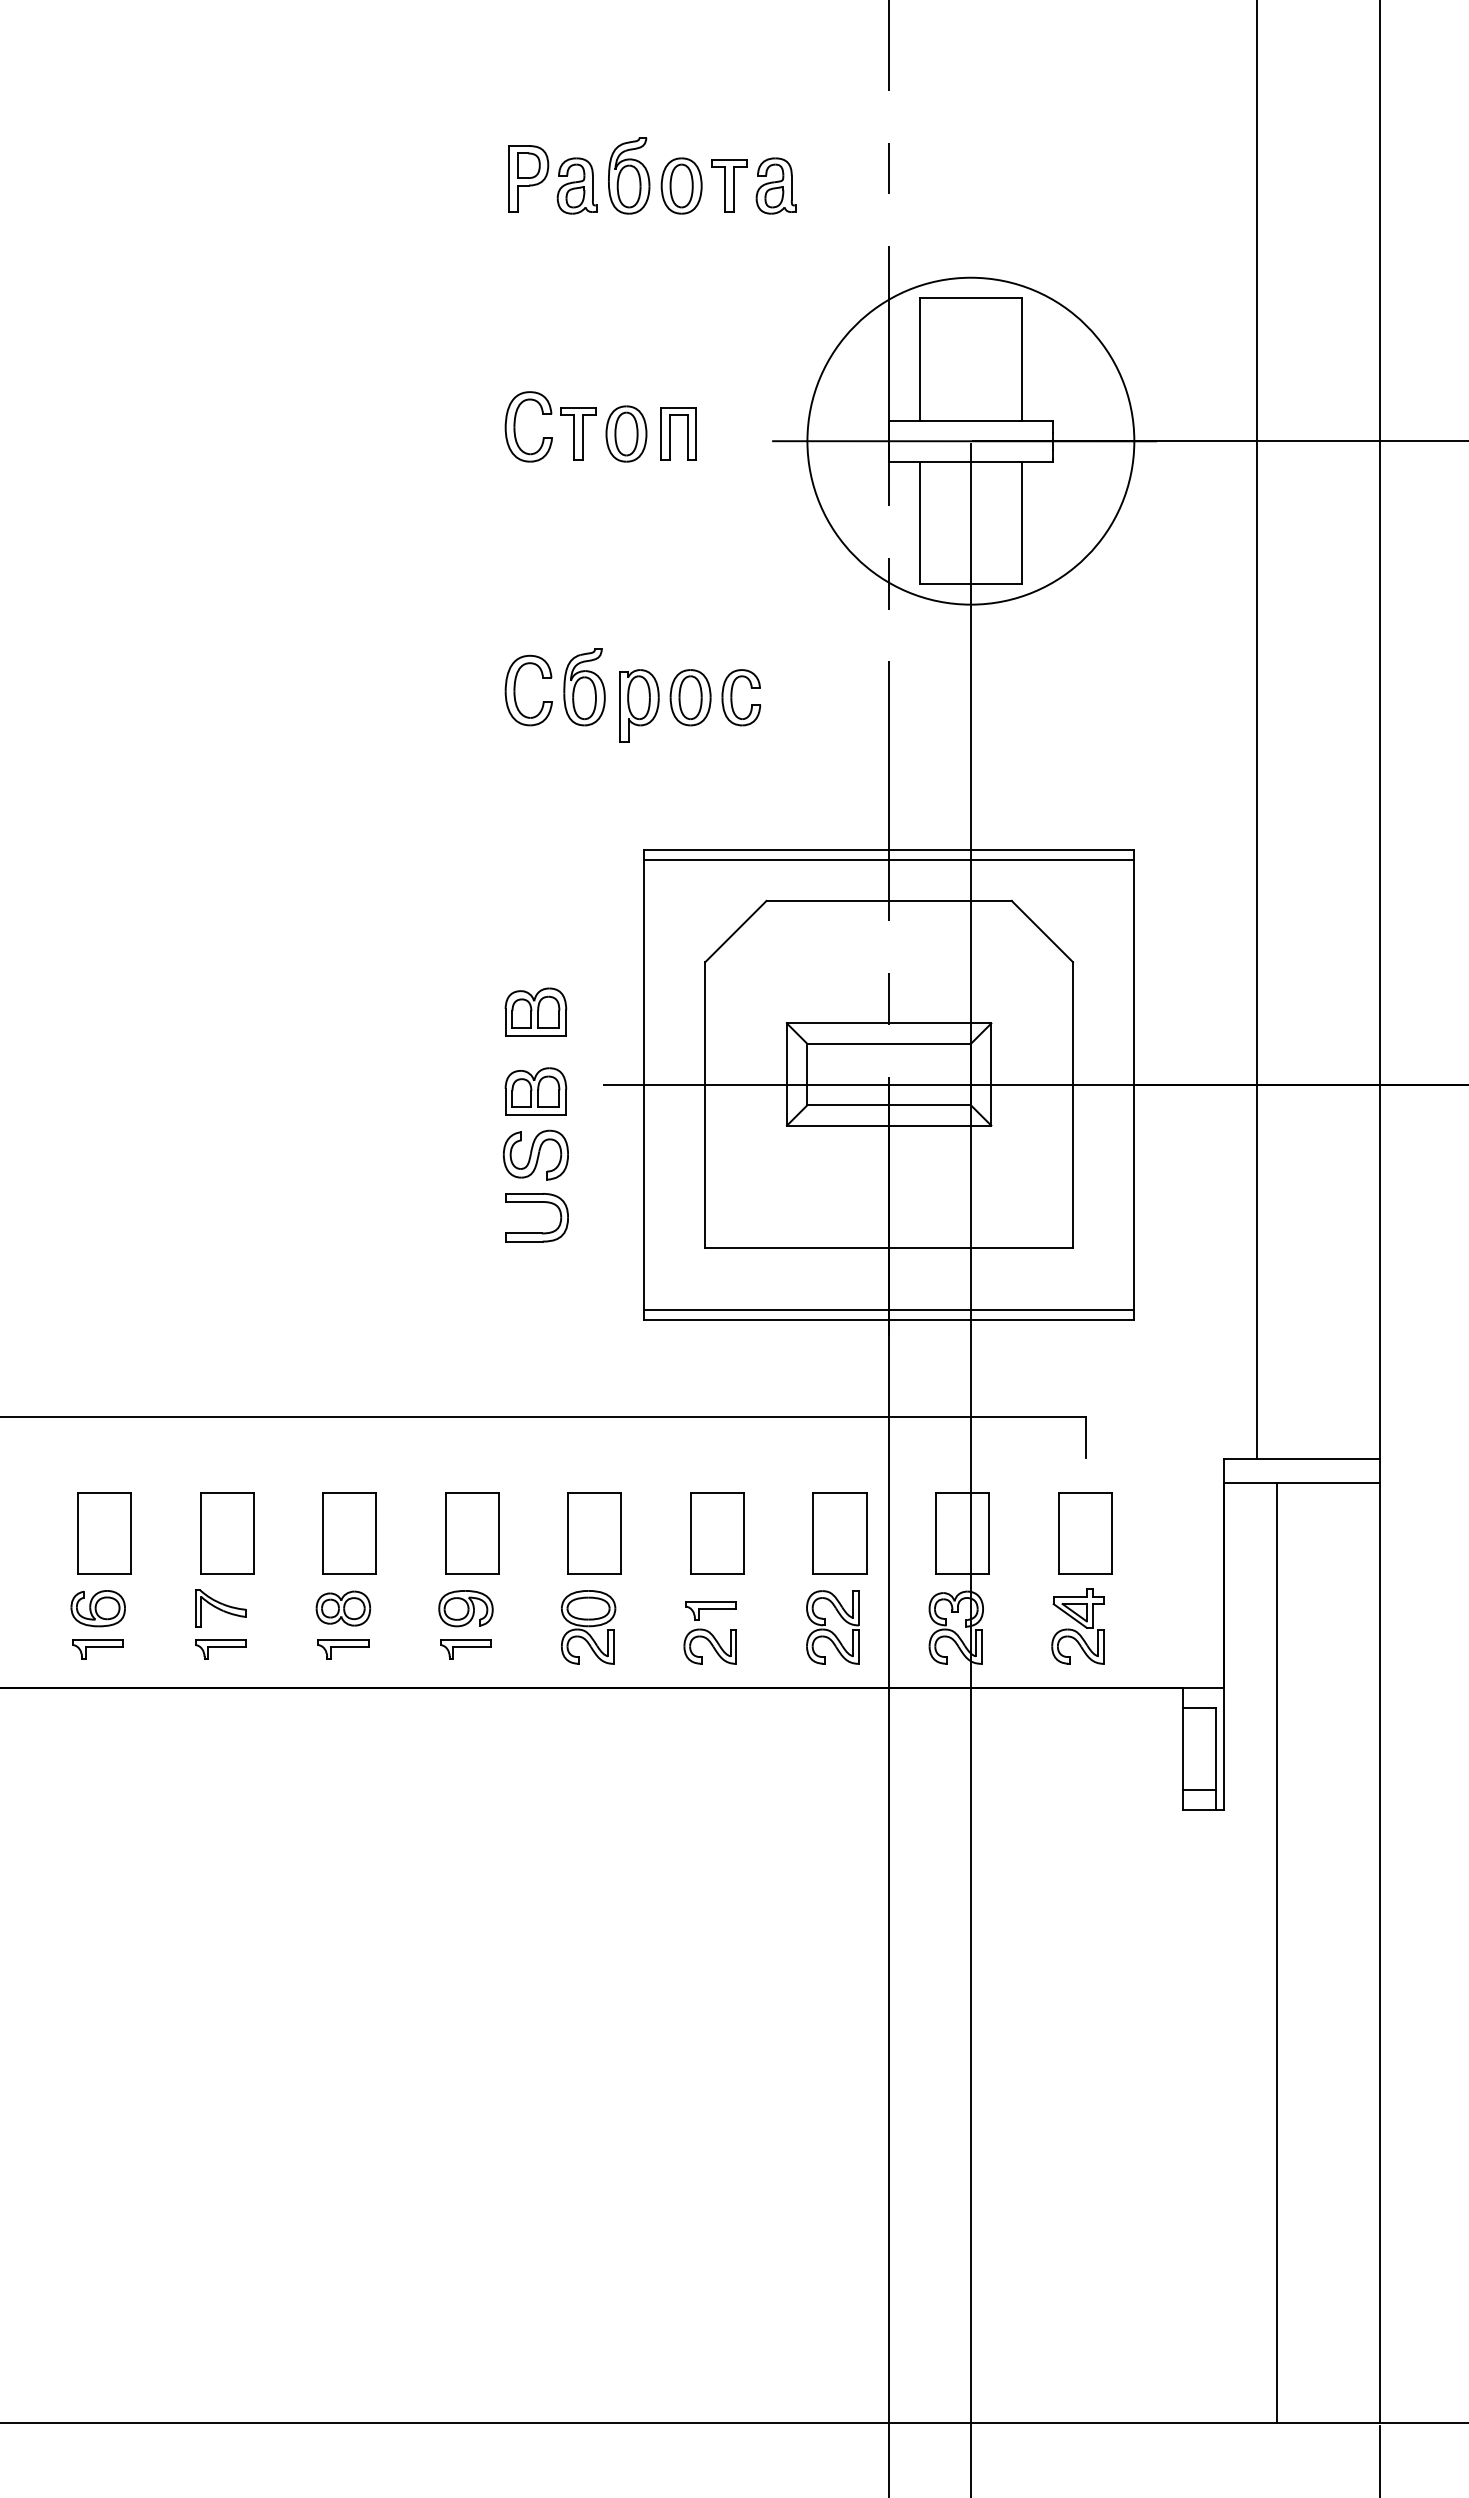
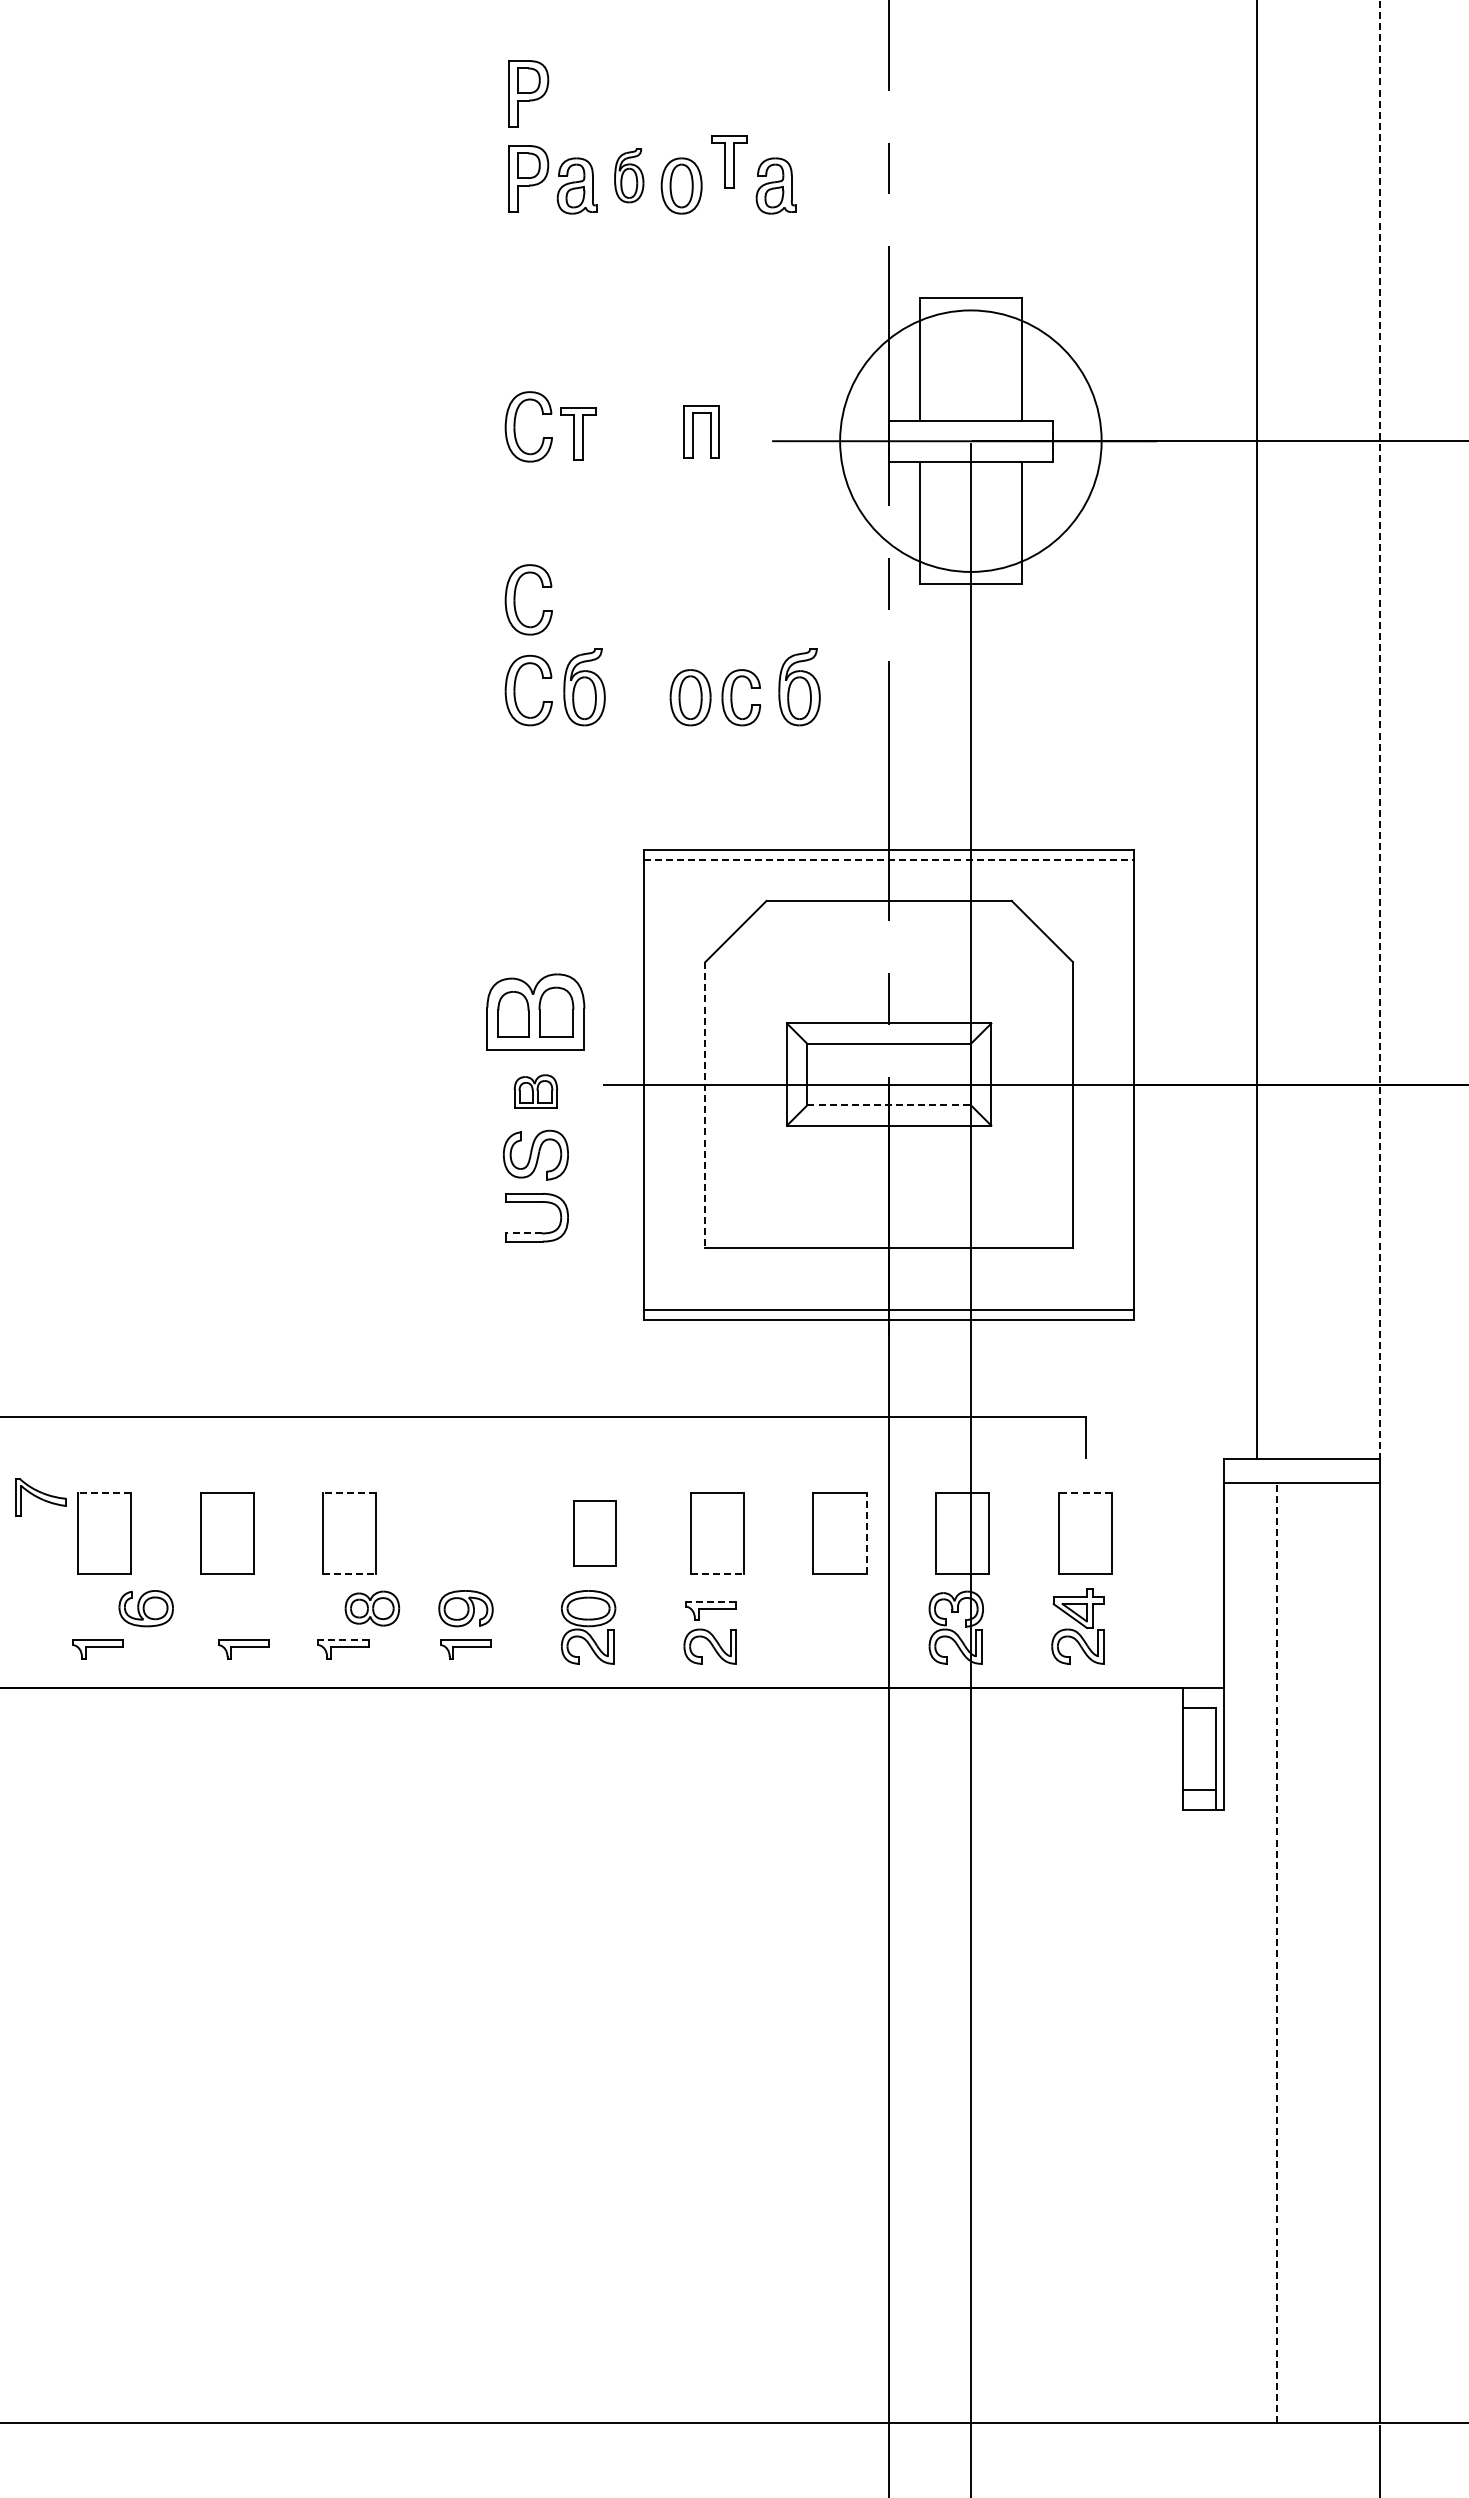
part: none -> present (528, 93)
part size: 43x78 px -> 31x56 px (629, 175)
part position: (729, 185) -> (729, 161) (729, 161)
part: present -> none (626, 433)
part position: (670, 433) -> (693, 431) (693, 431)
circle diameter: 327 px -> 262 px (970, 440)
part: none -> present (515, 599)
part: none -> present (799, 687)
part: present -> none (639, 705)
line: solid -> dashed (1379, 729)
line: solid -> dashed (889, 860)
part size: 64x50 px -> 100x78 px (535, 1011)
part size: 64x49 px -> 45x35 px (535, 1091)
line: solid -> dashed (705, 1105)
line: solid -> dashed (889, 1105)
line: solid -> dashed (523, 1233)
line: solid -> dashed (104, 1492)
line: solid -> dashed (349, 1492)
line: solid -> dashed (1085, 1492)
part: present -> none (472, 1533)
part size: 55x83 px -> 44x67 px (594, 1533)
line: solid -> dashed (866, 1533)
line: solid -> dashed (349, 1574)
line: solid -> dashed (717, 1574)
line: solid -> dashed (710, 1601)
part position: (97, 1608) -> (145, 1608) (145, 1608)
part position: (220, 1608) -> (40, 1497) (40, 1497)
part position: (343, 1608) -> (372, 1608) (372, 1608)
part: present -> none (832, 1627)
line: solid -> dashed (342, 1640)
part position: (220, 1649) -> (243, 1649) (243, 1649)
line: solid -> dashed (1277, 1953)
